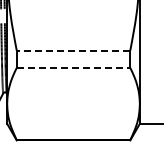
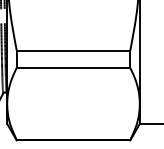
line: dashed -> solid (73, 50)
line: dashed -> solid (73, 67)
